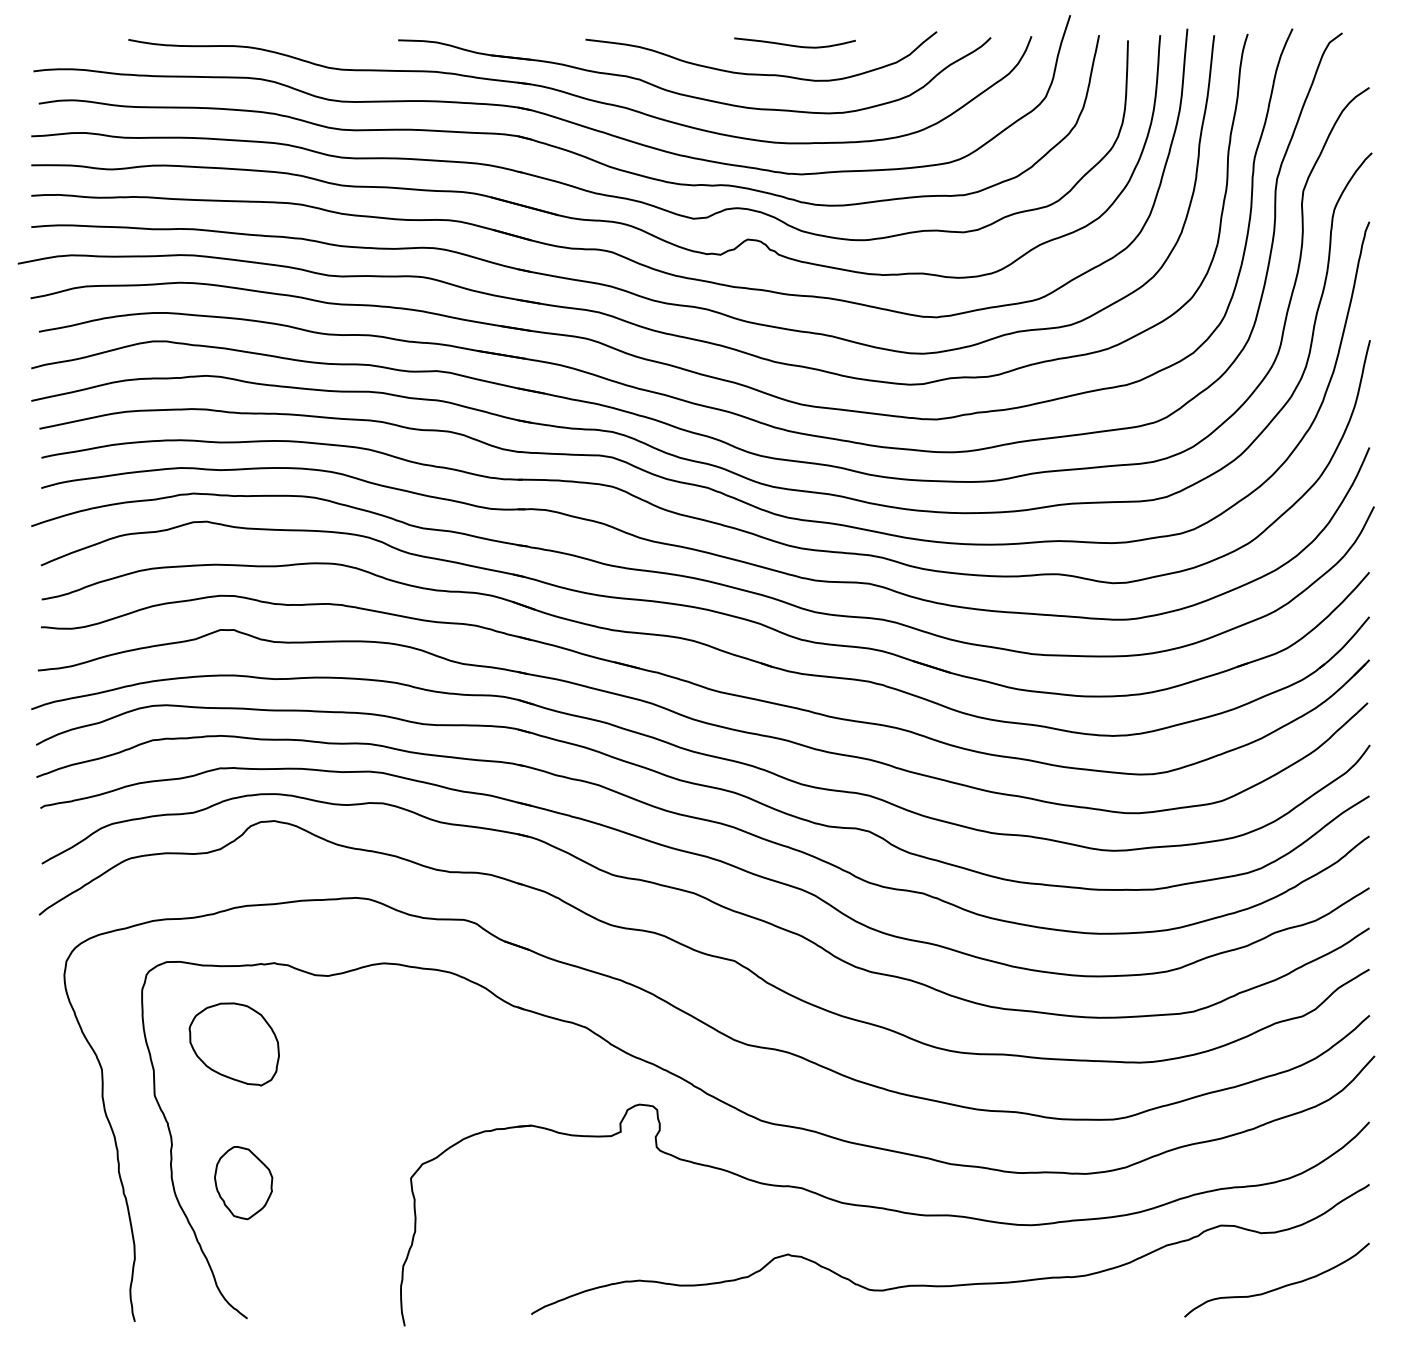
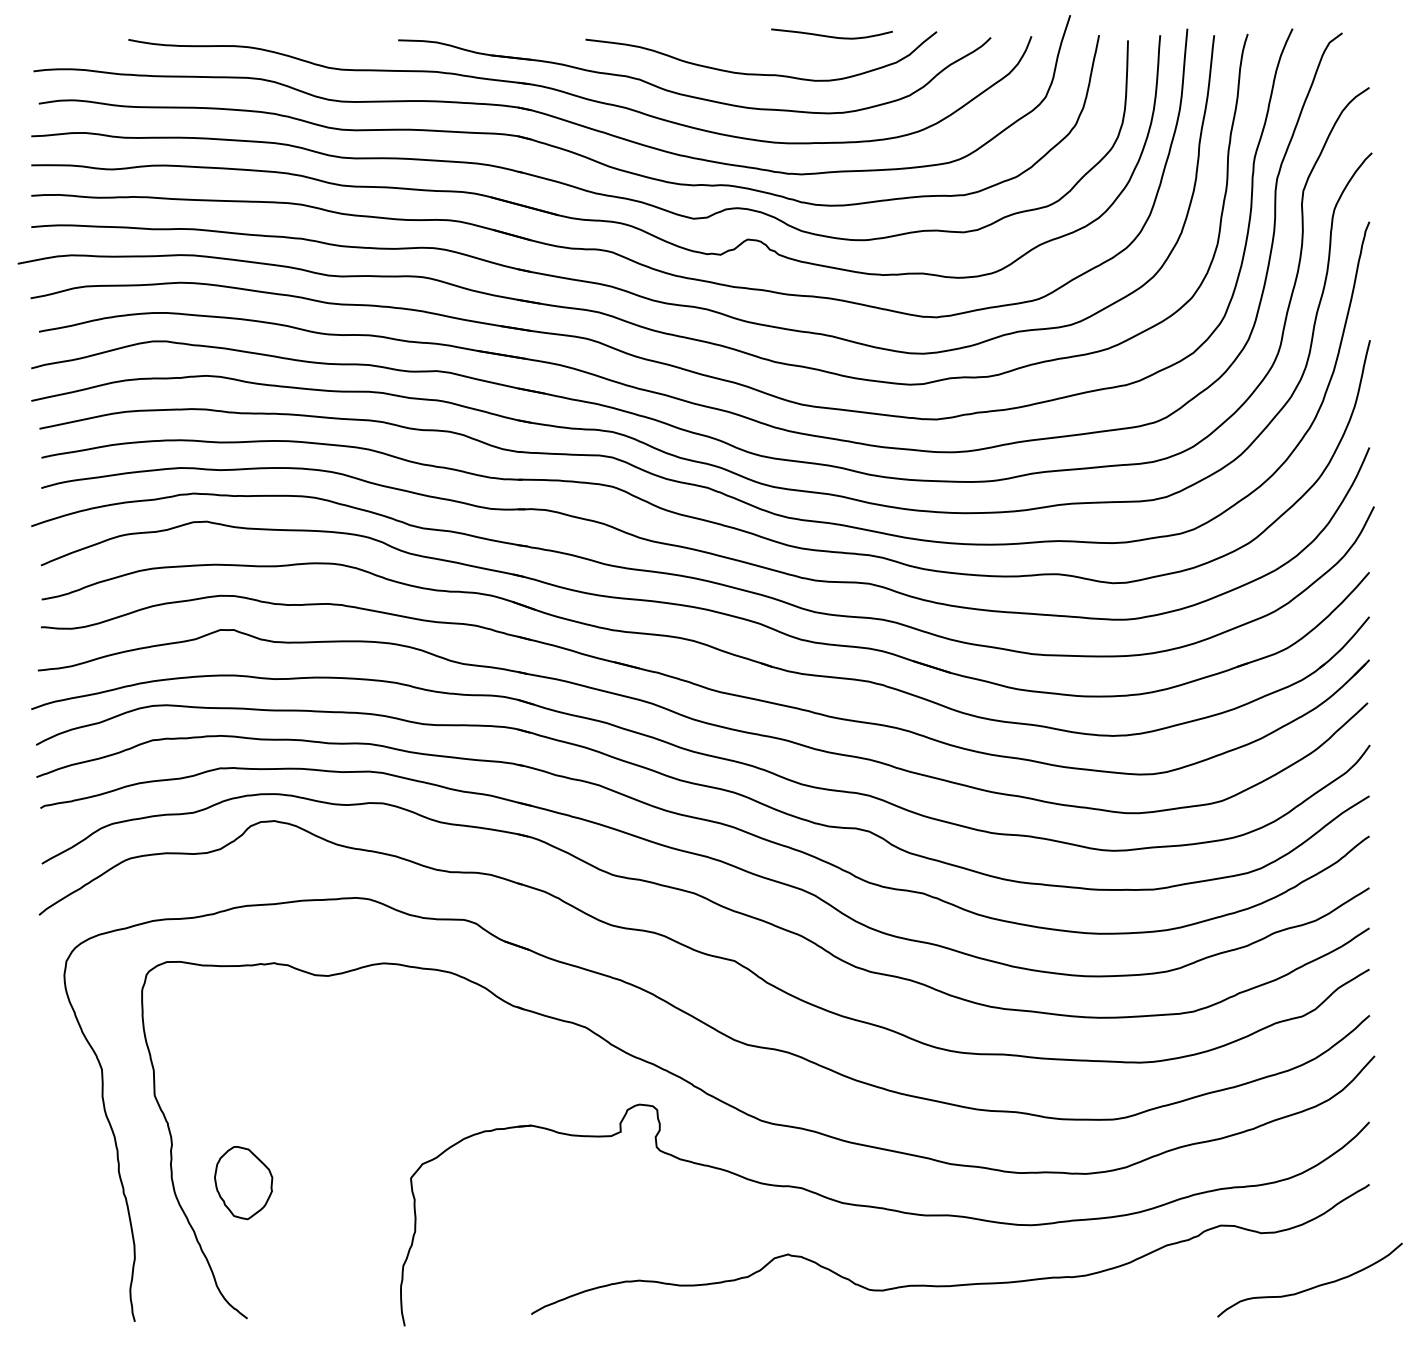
curve position: (792, 44) -> (829, 35) (829, 35)
part: present -> none (233, 1044)
curve position: (1280, 1286) -> (1313, 1286) (1313, 1286)
